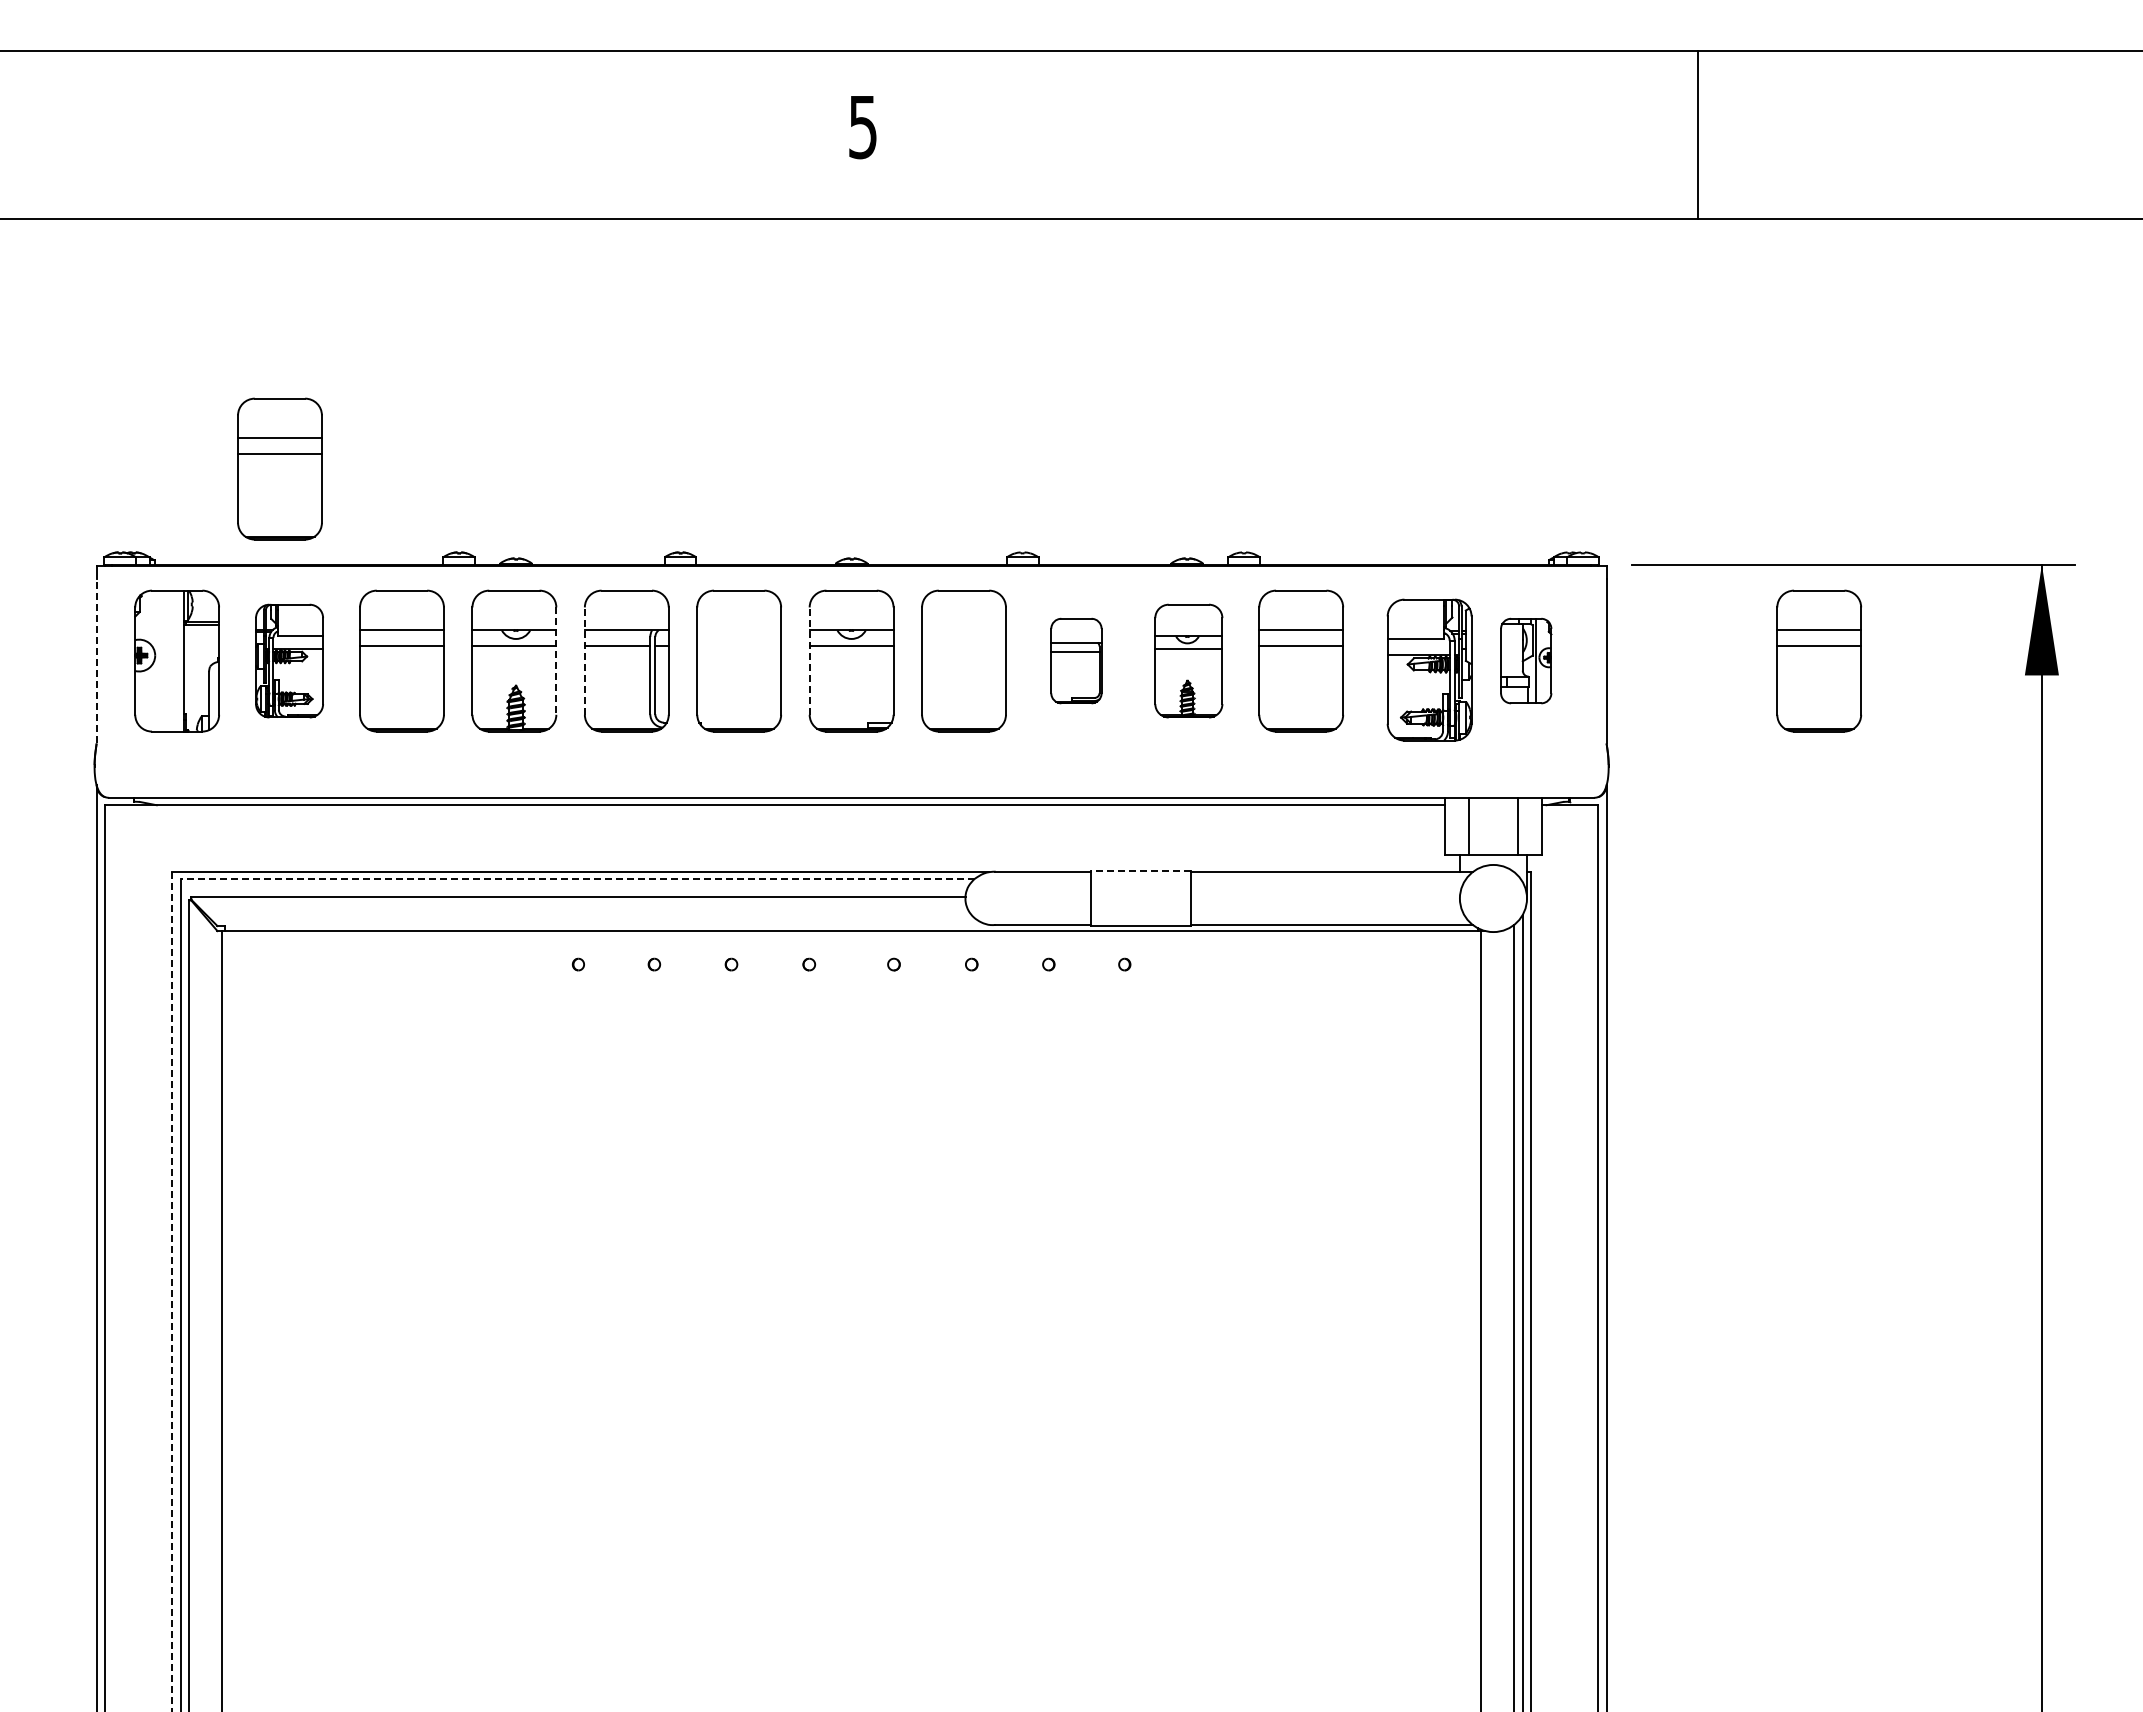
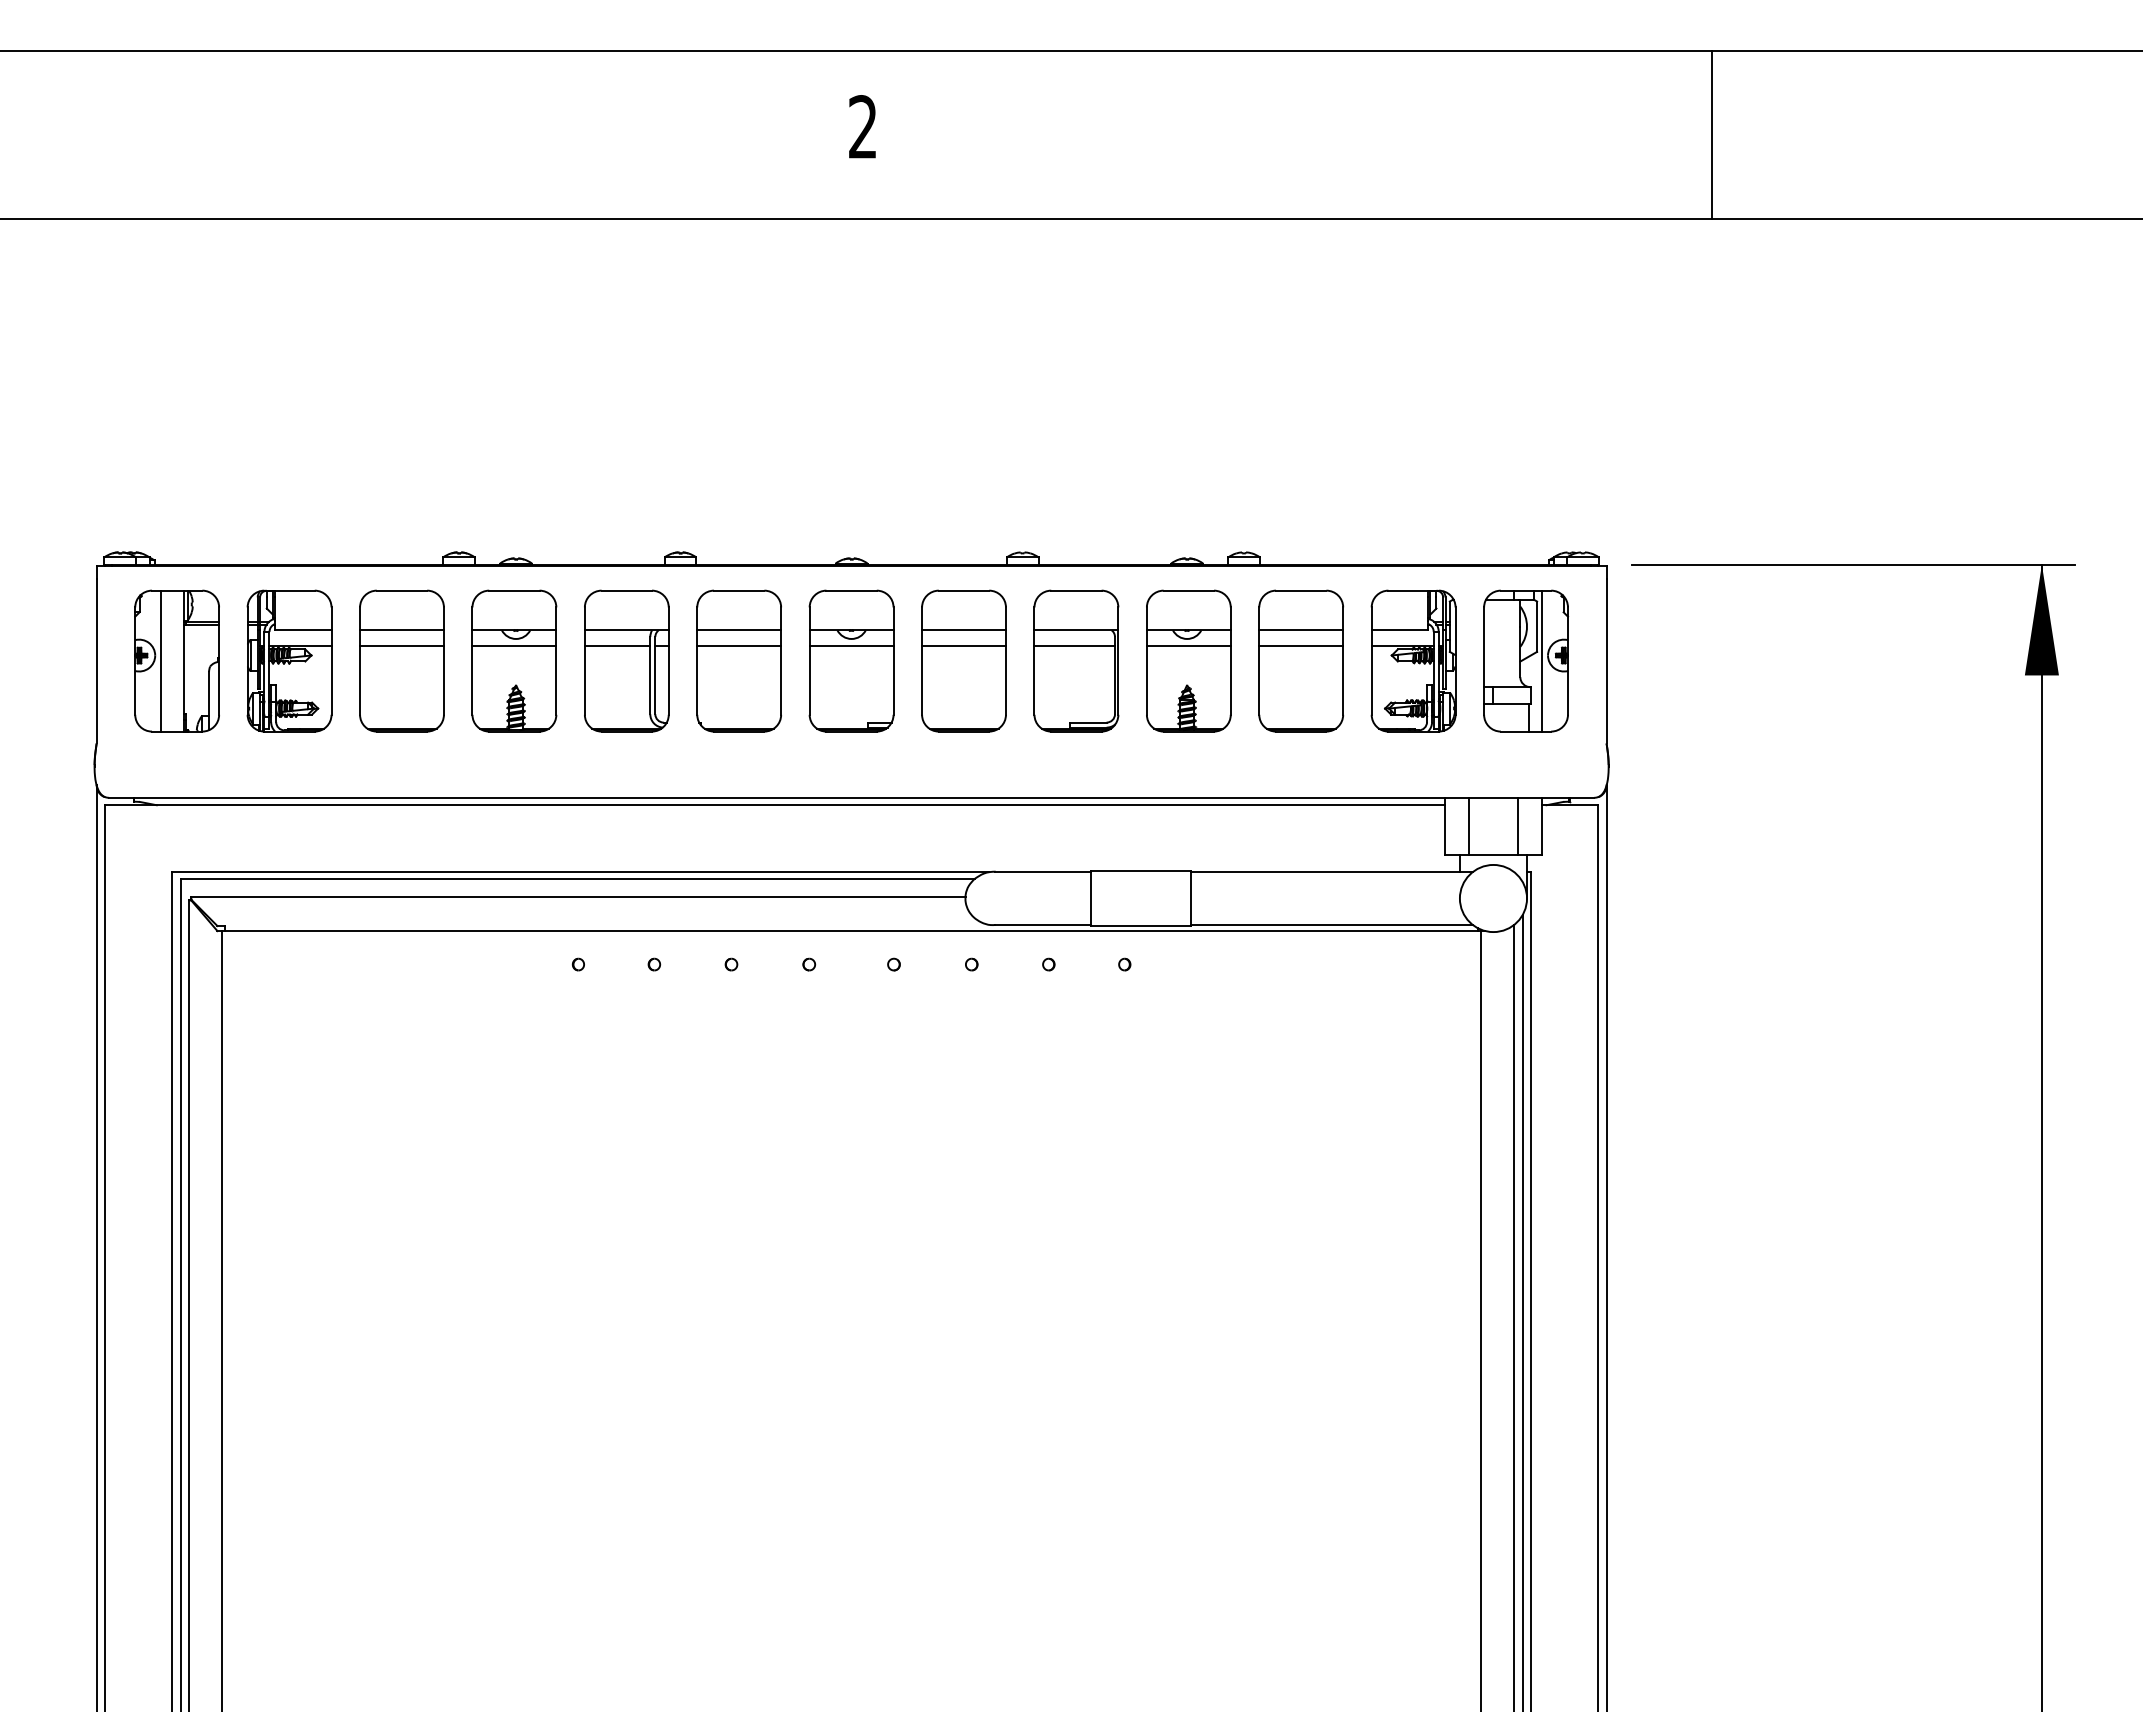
text: 5 -> 2 (862, 127)
line position: (1697, 135) -> (1711, 135) (1711, 135)
part: present -> none (279, 468)
line: none -> present (739, 630)
line: none -> present (963, 630)
line: none -> present (739, 646)
line: none -> present (963, 646)
line: dashed -> solid (96, 660)
line: none -> present (161, 660)
part size: 69x116 px -> 87x144 px (289, 660)
part size: 53x88 px -> 87x144 px (1076, 660)
part size: 70x116 px -> 86x144 px (1188, 660)
part size: 53x88 px -> 87x144 px (1526, 660)
part: present -> none (1819, 660)
line: dashed -> solid (556, 661)
line: dashed -> solid (584, 661)
line: dashed -> solid (809, 661)
part position: (1429, 669) -> (1413, 660) (1413, 660)
line: dashed -> solid (1140, 871)
line: dashed -> solid (577, 879)
line: dashed -> solid (172, 1292)
